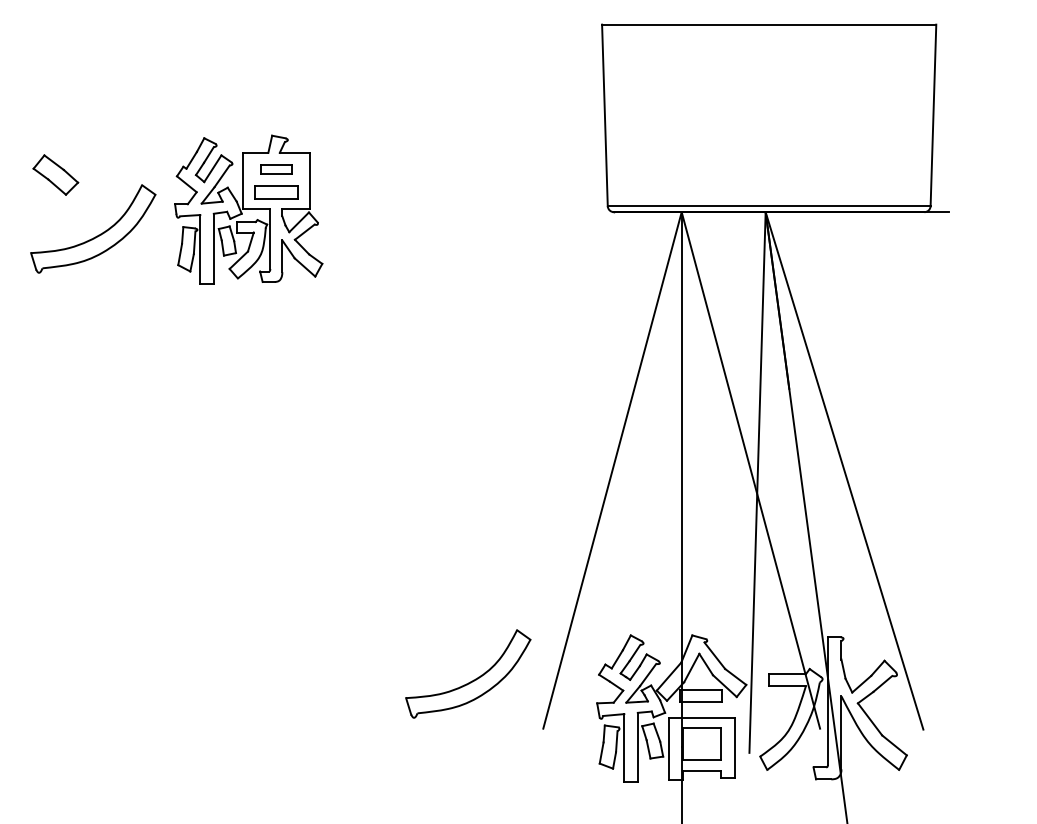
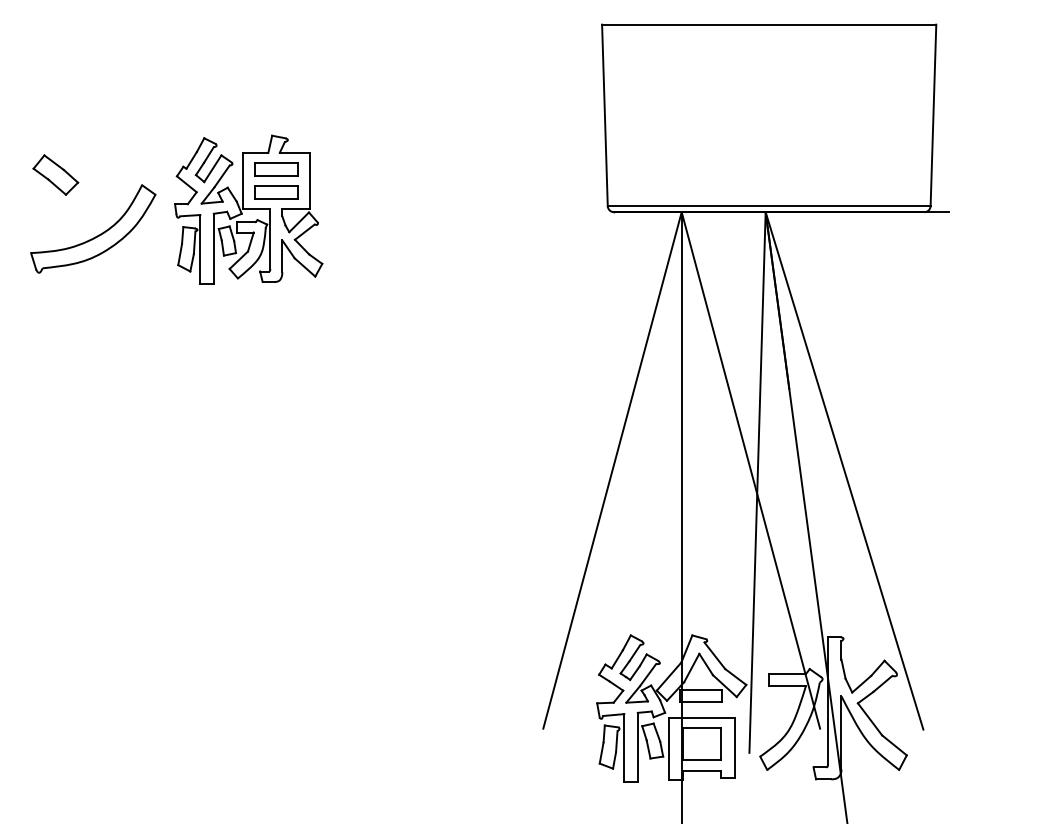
part size: 33x11 px -> 45x15 px (276, 169)
part: present -> none (473, 679)
